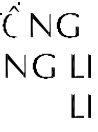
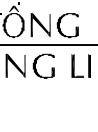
fill: none -> present (16, 25)
line: none -> present (48, 45)
part: present -> none (80, 105)
